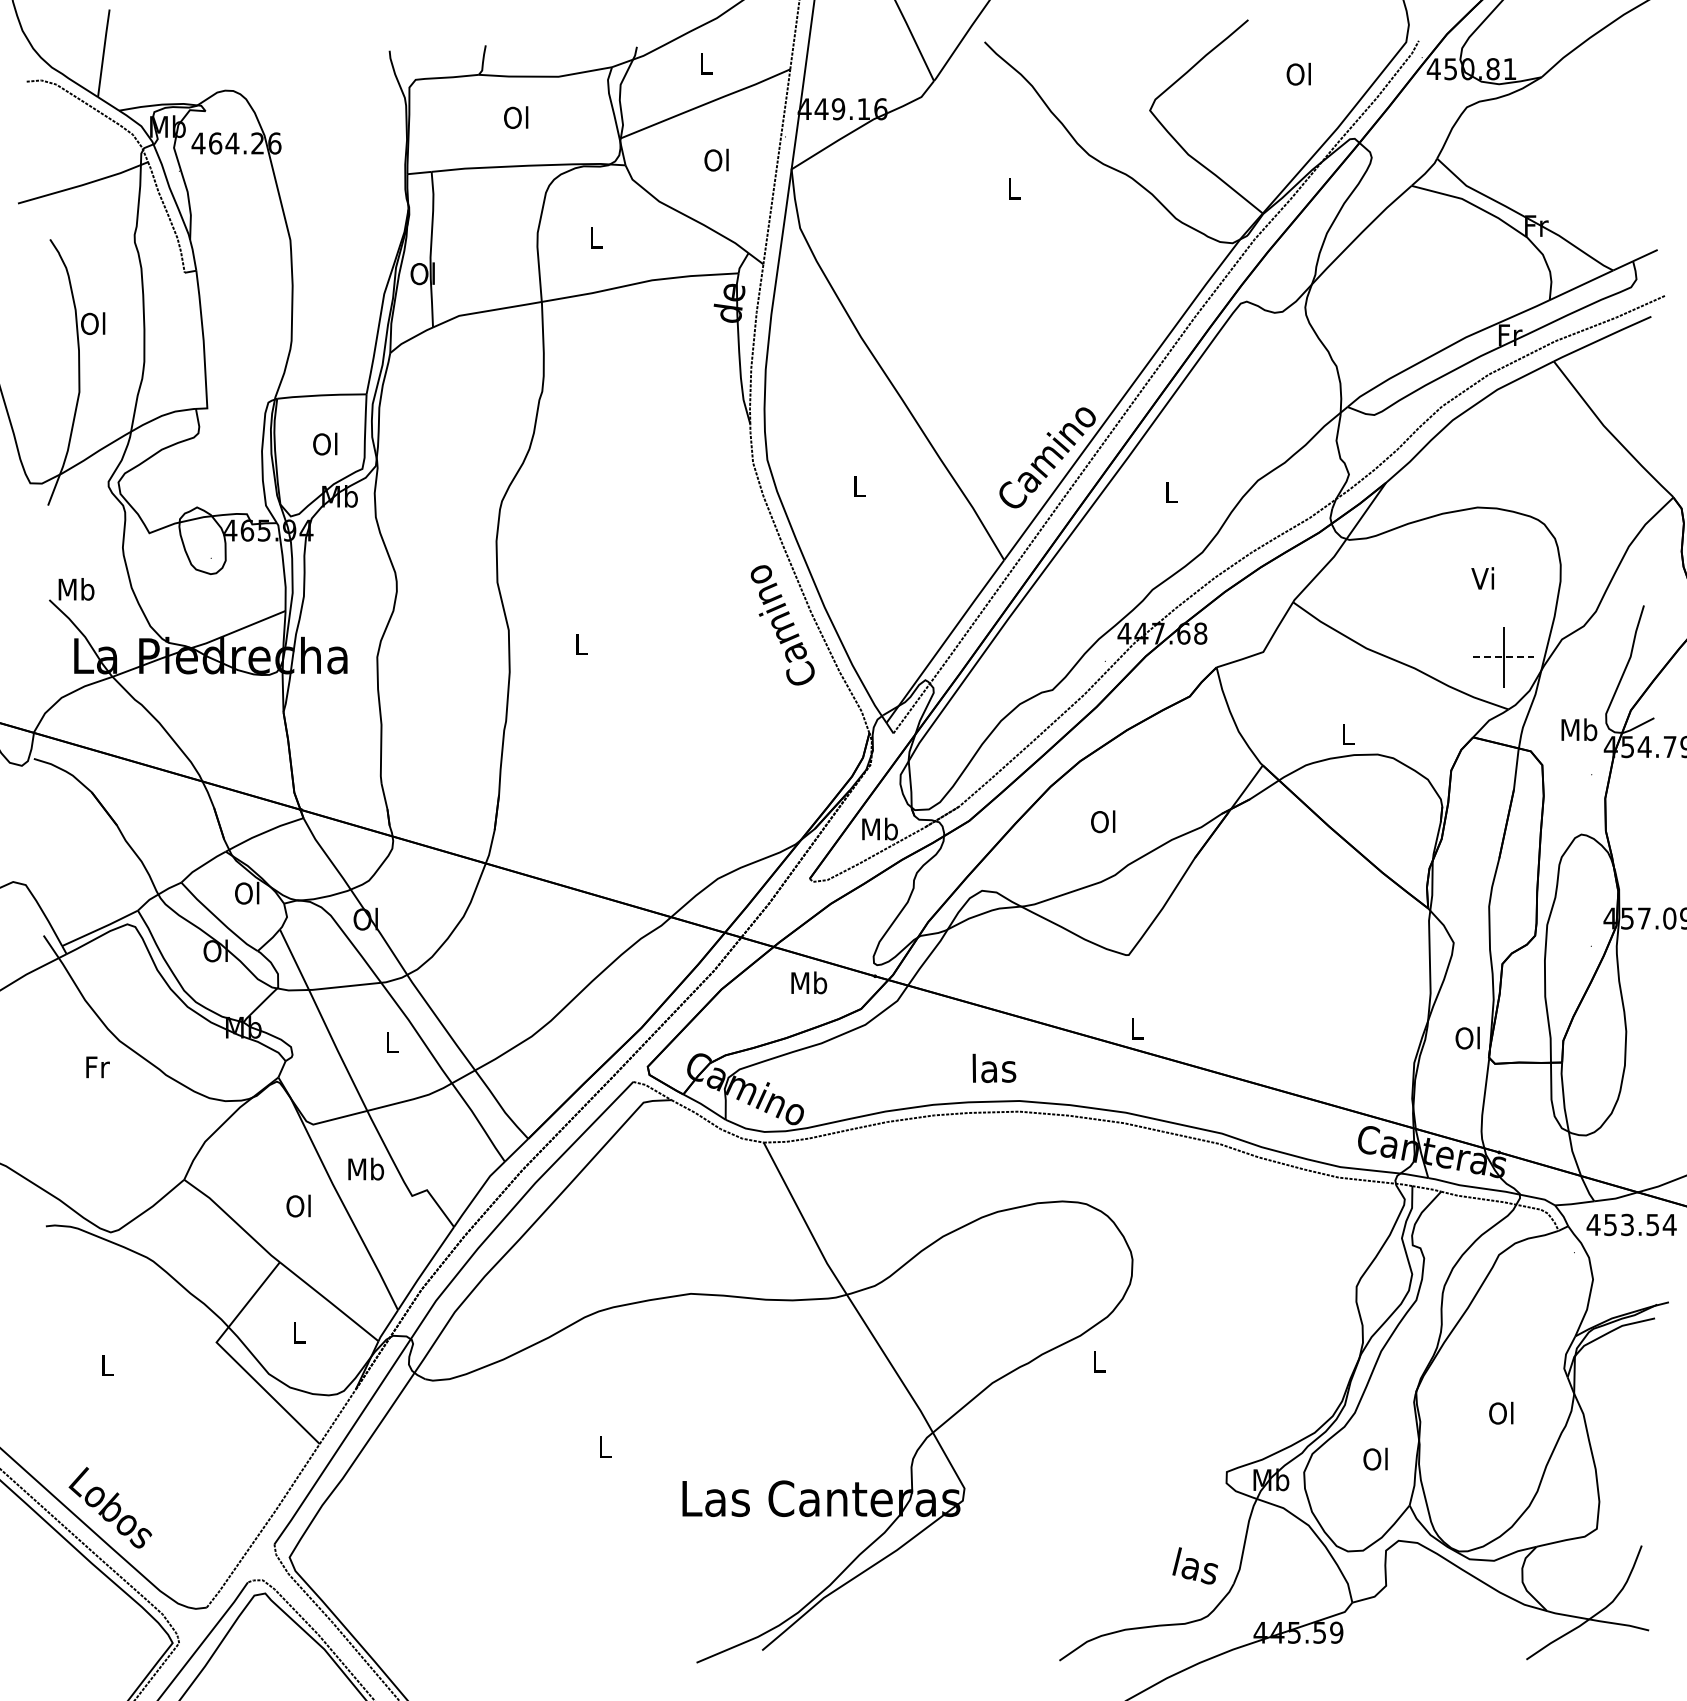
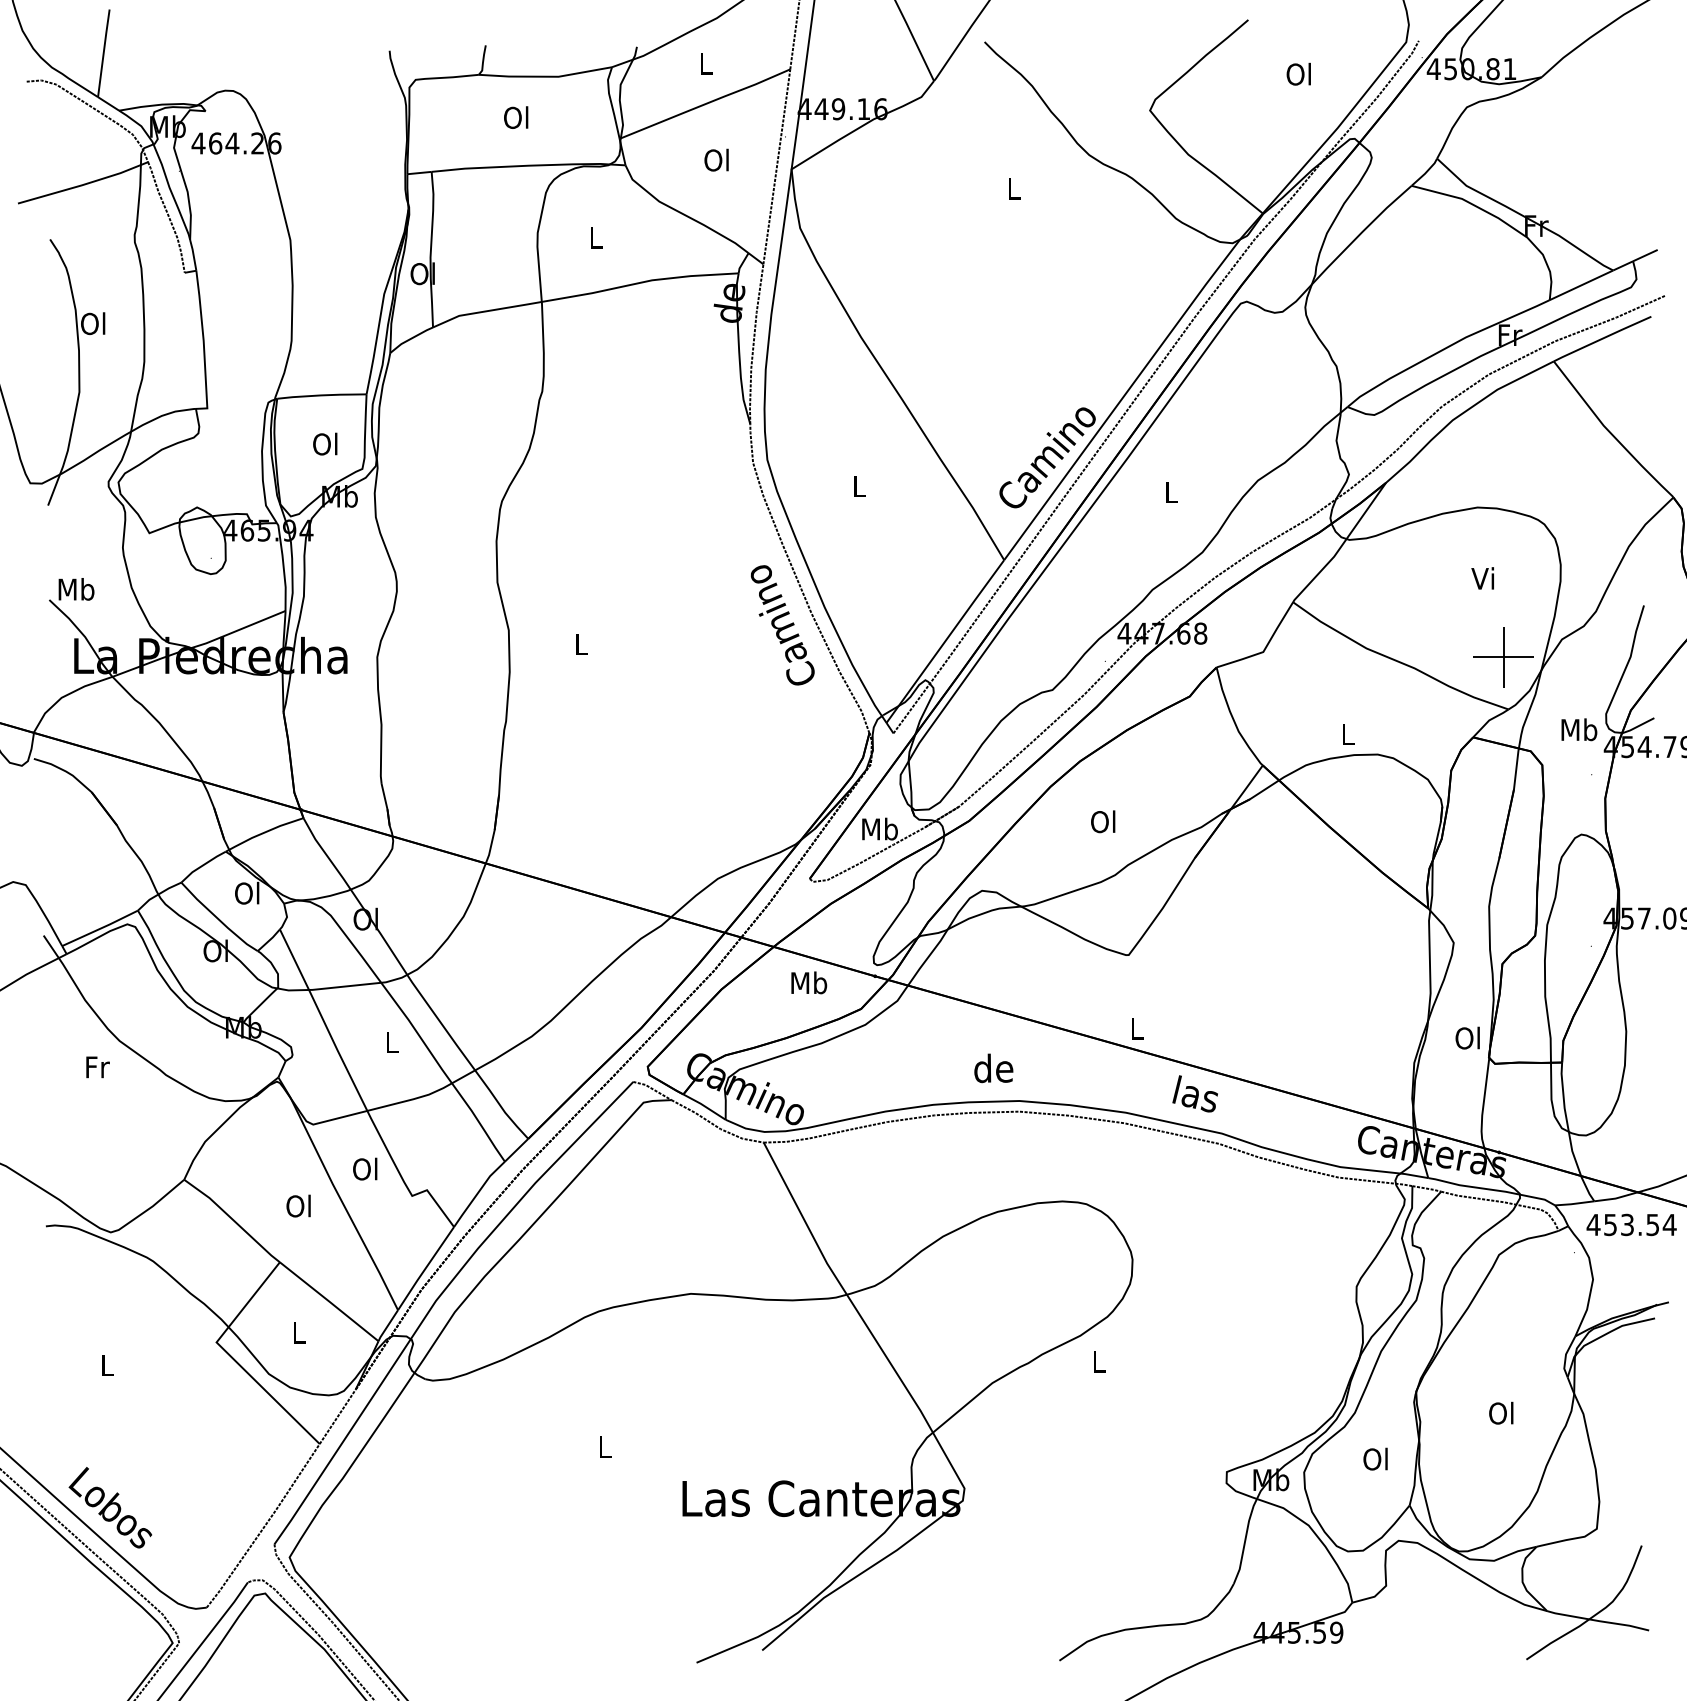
line: dashed -> solid (1503, 657)
text: las -> de (994, 1068)
text: Mb -> Ol (366, 1168)
text position: (1194, 1565) -> (1194, 1093) (1194, 1093)
